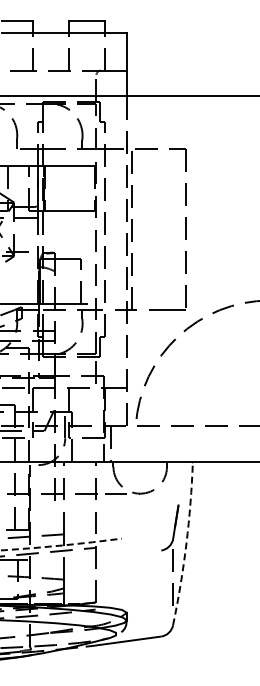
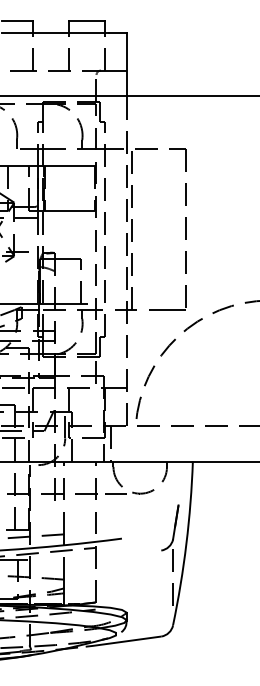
arc: dashed -> solid (186, 543)
arc: dashed -> solid (61, 545)
